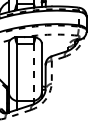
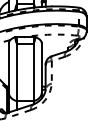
line: dashed -> solid (33, 72)
